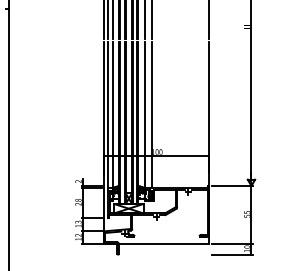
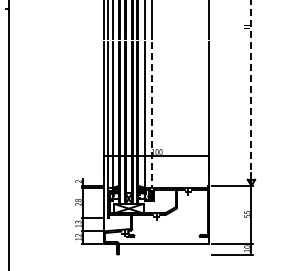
line: solid -> dashed (251, 89)
line: solid -> dashed (152, 115)
